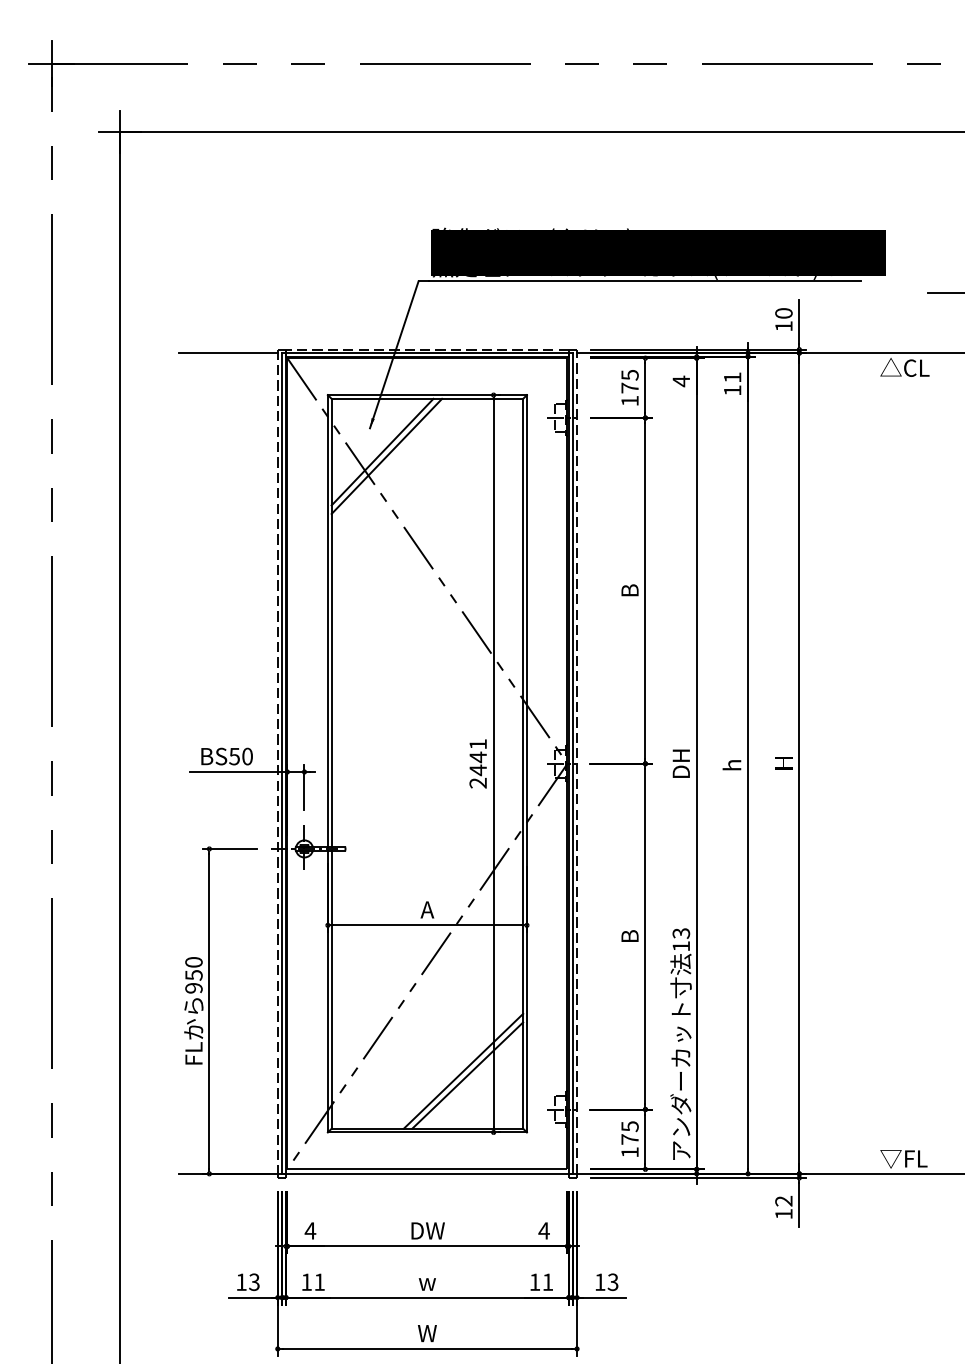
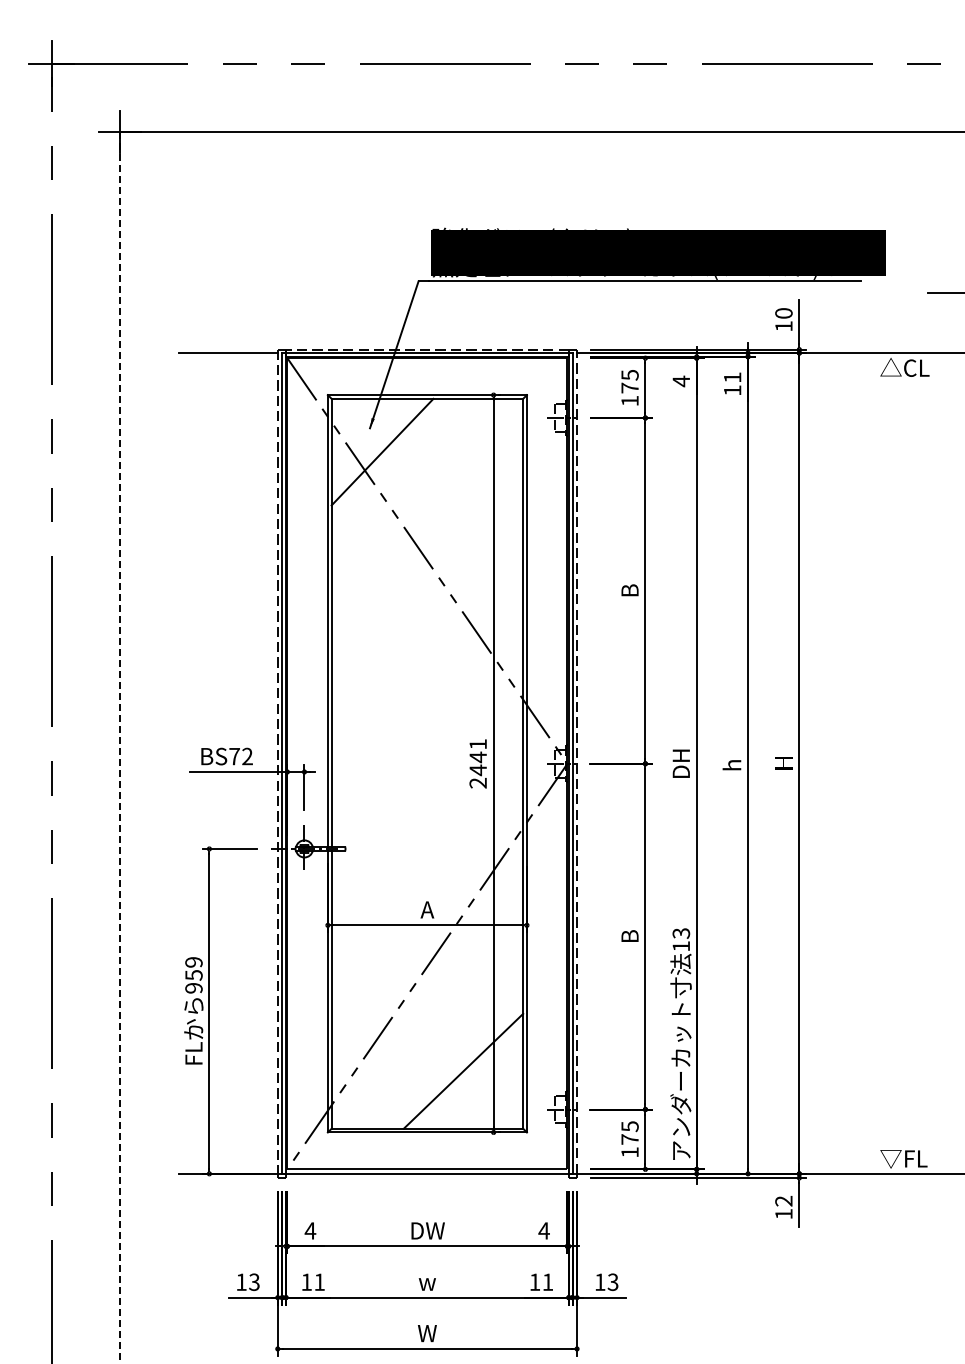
line: present -> none (386, 455)
line: solid -> dashed (120, 747)
text: BS50 -> BS72 (240, 756)
text: 950 -> 959 (193, 962)
line: present -> none (467, 1075)
